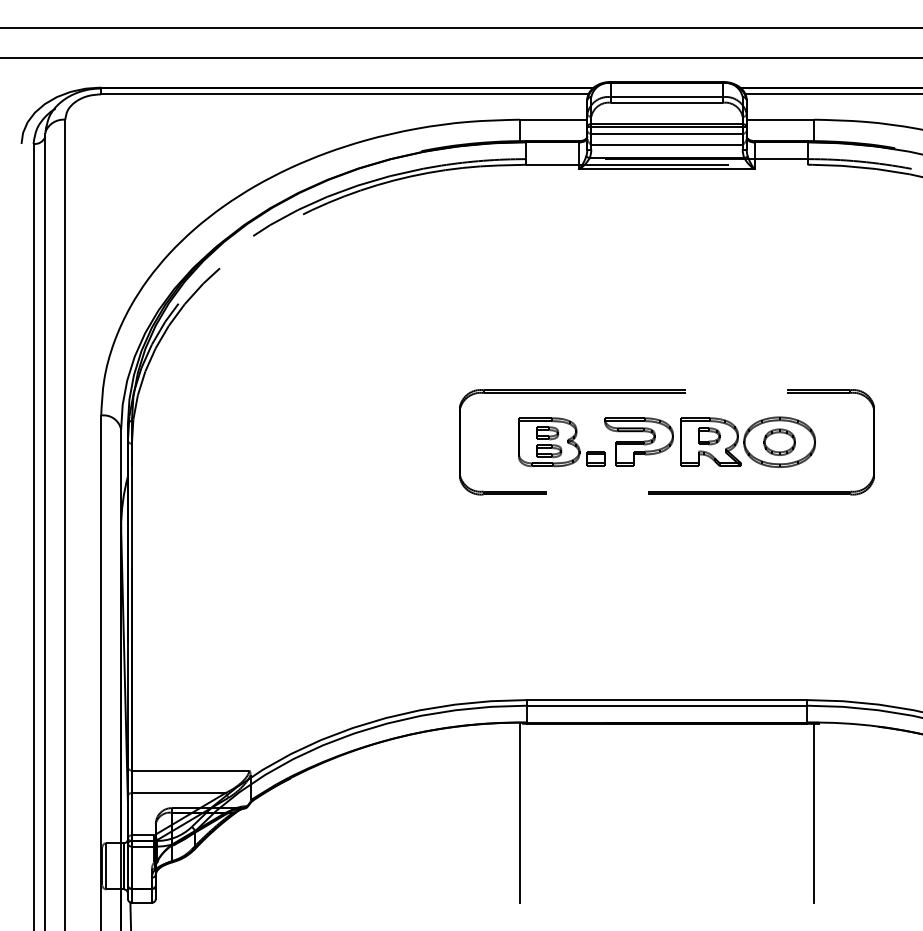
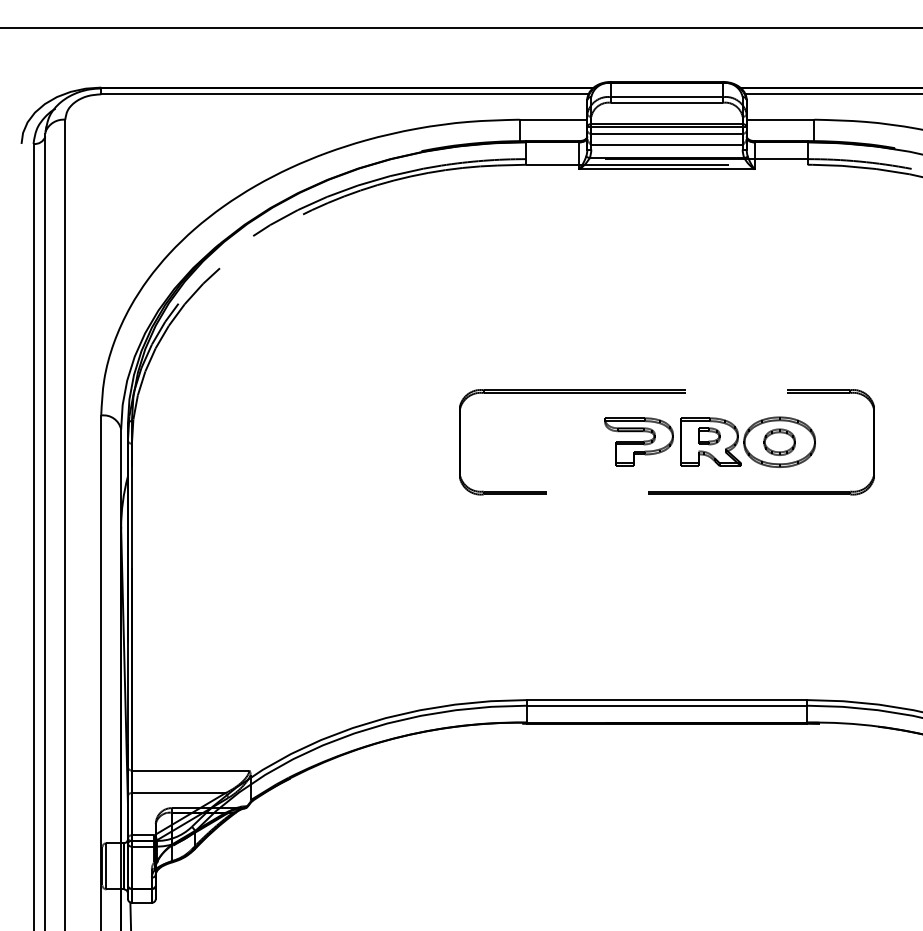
line: present -> none (460, 58)
part: present -> none (561, 442)
line: present -> none (519, 812)
line: present -> none (814, 813)
